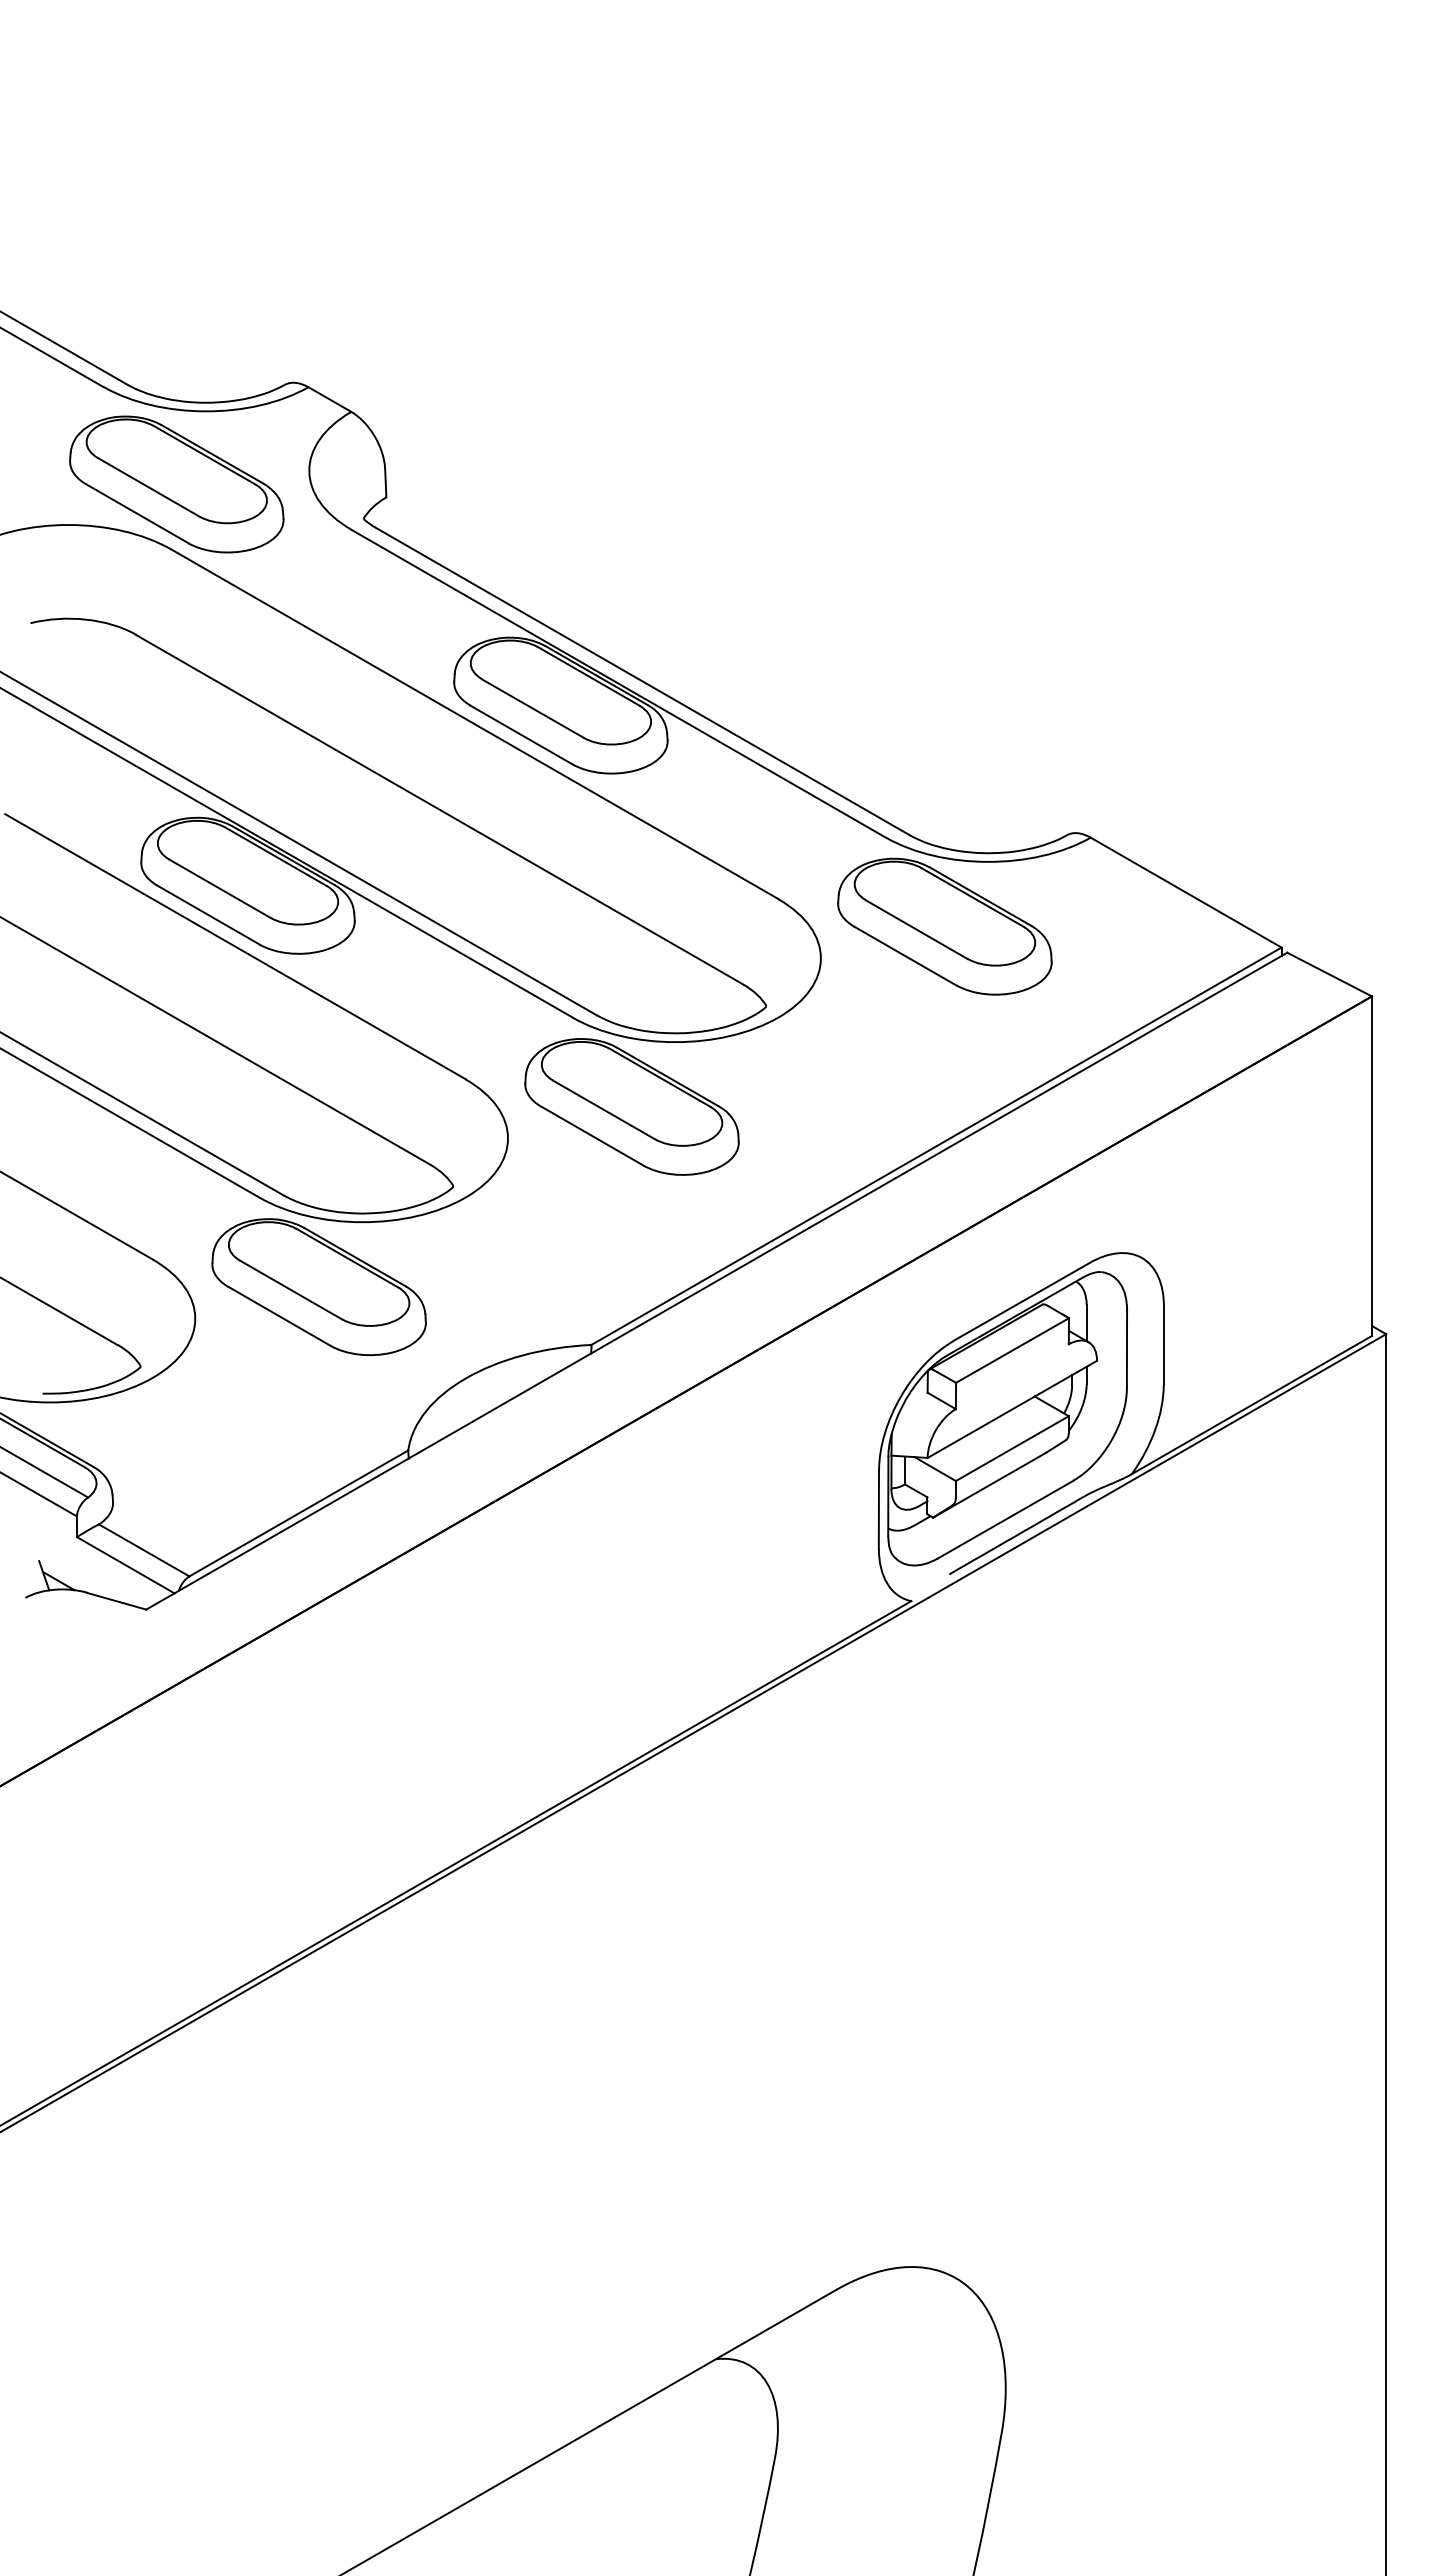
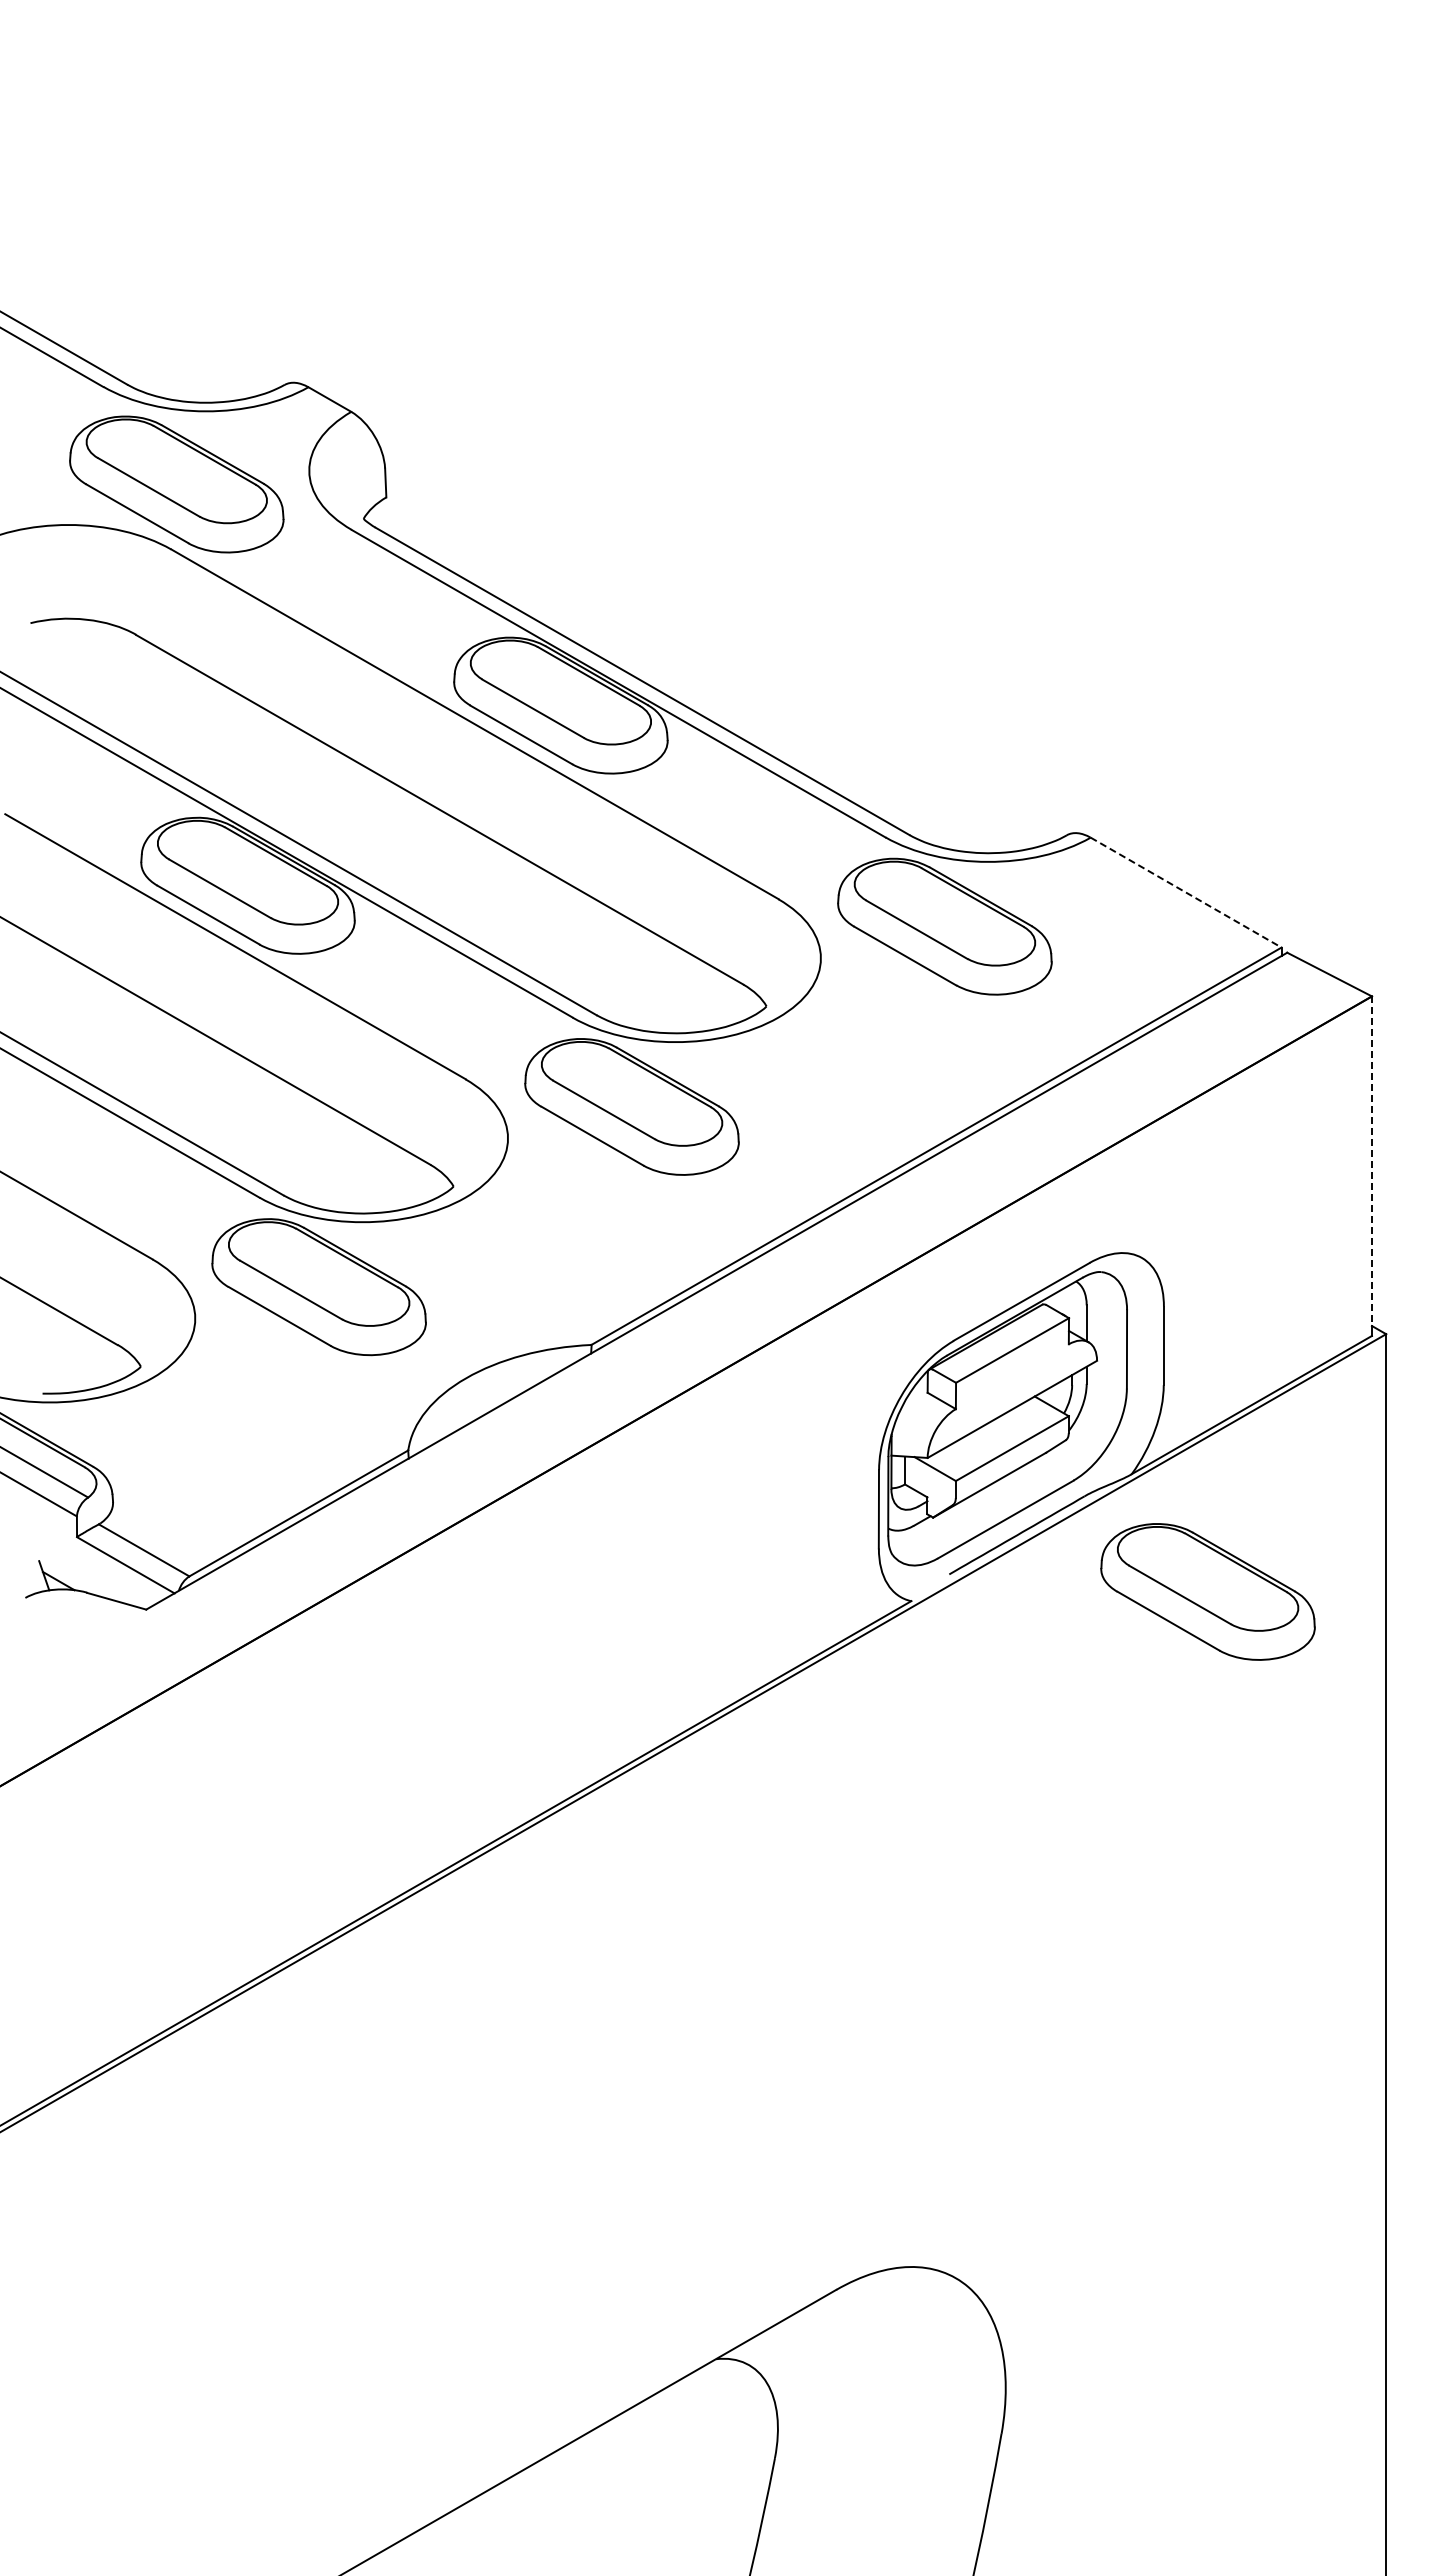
line: solid -> dashed (1186, 892)
line: solid -> dashed (1371, 1161)
part: none -> present (1207, 1591)
